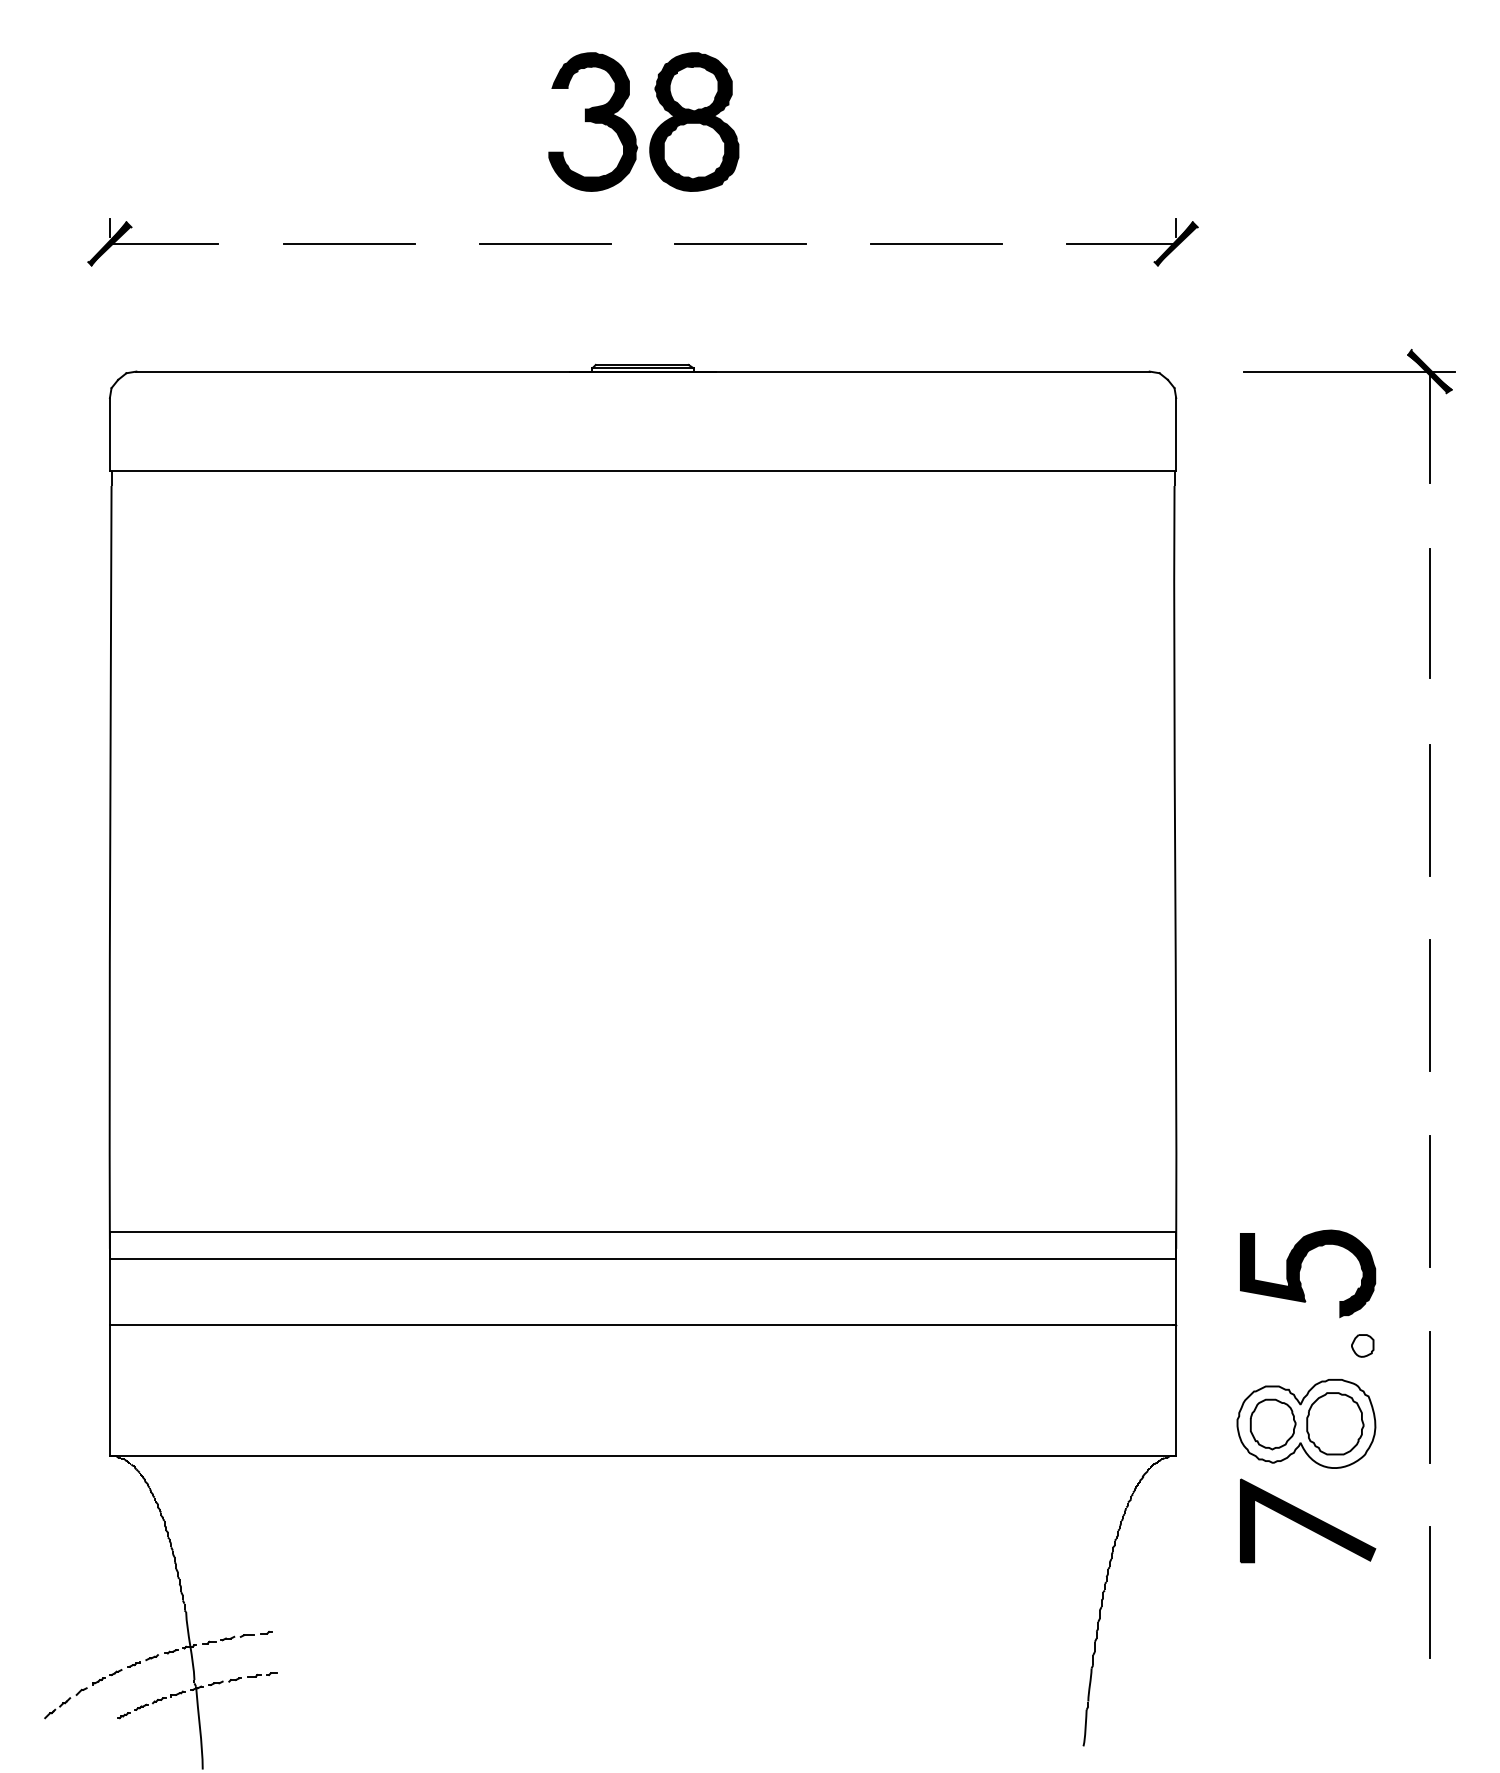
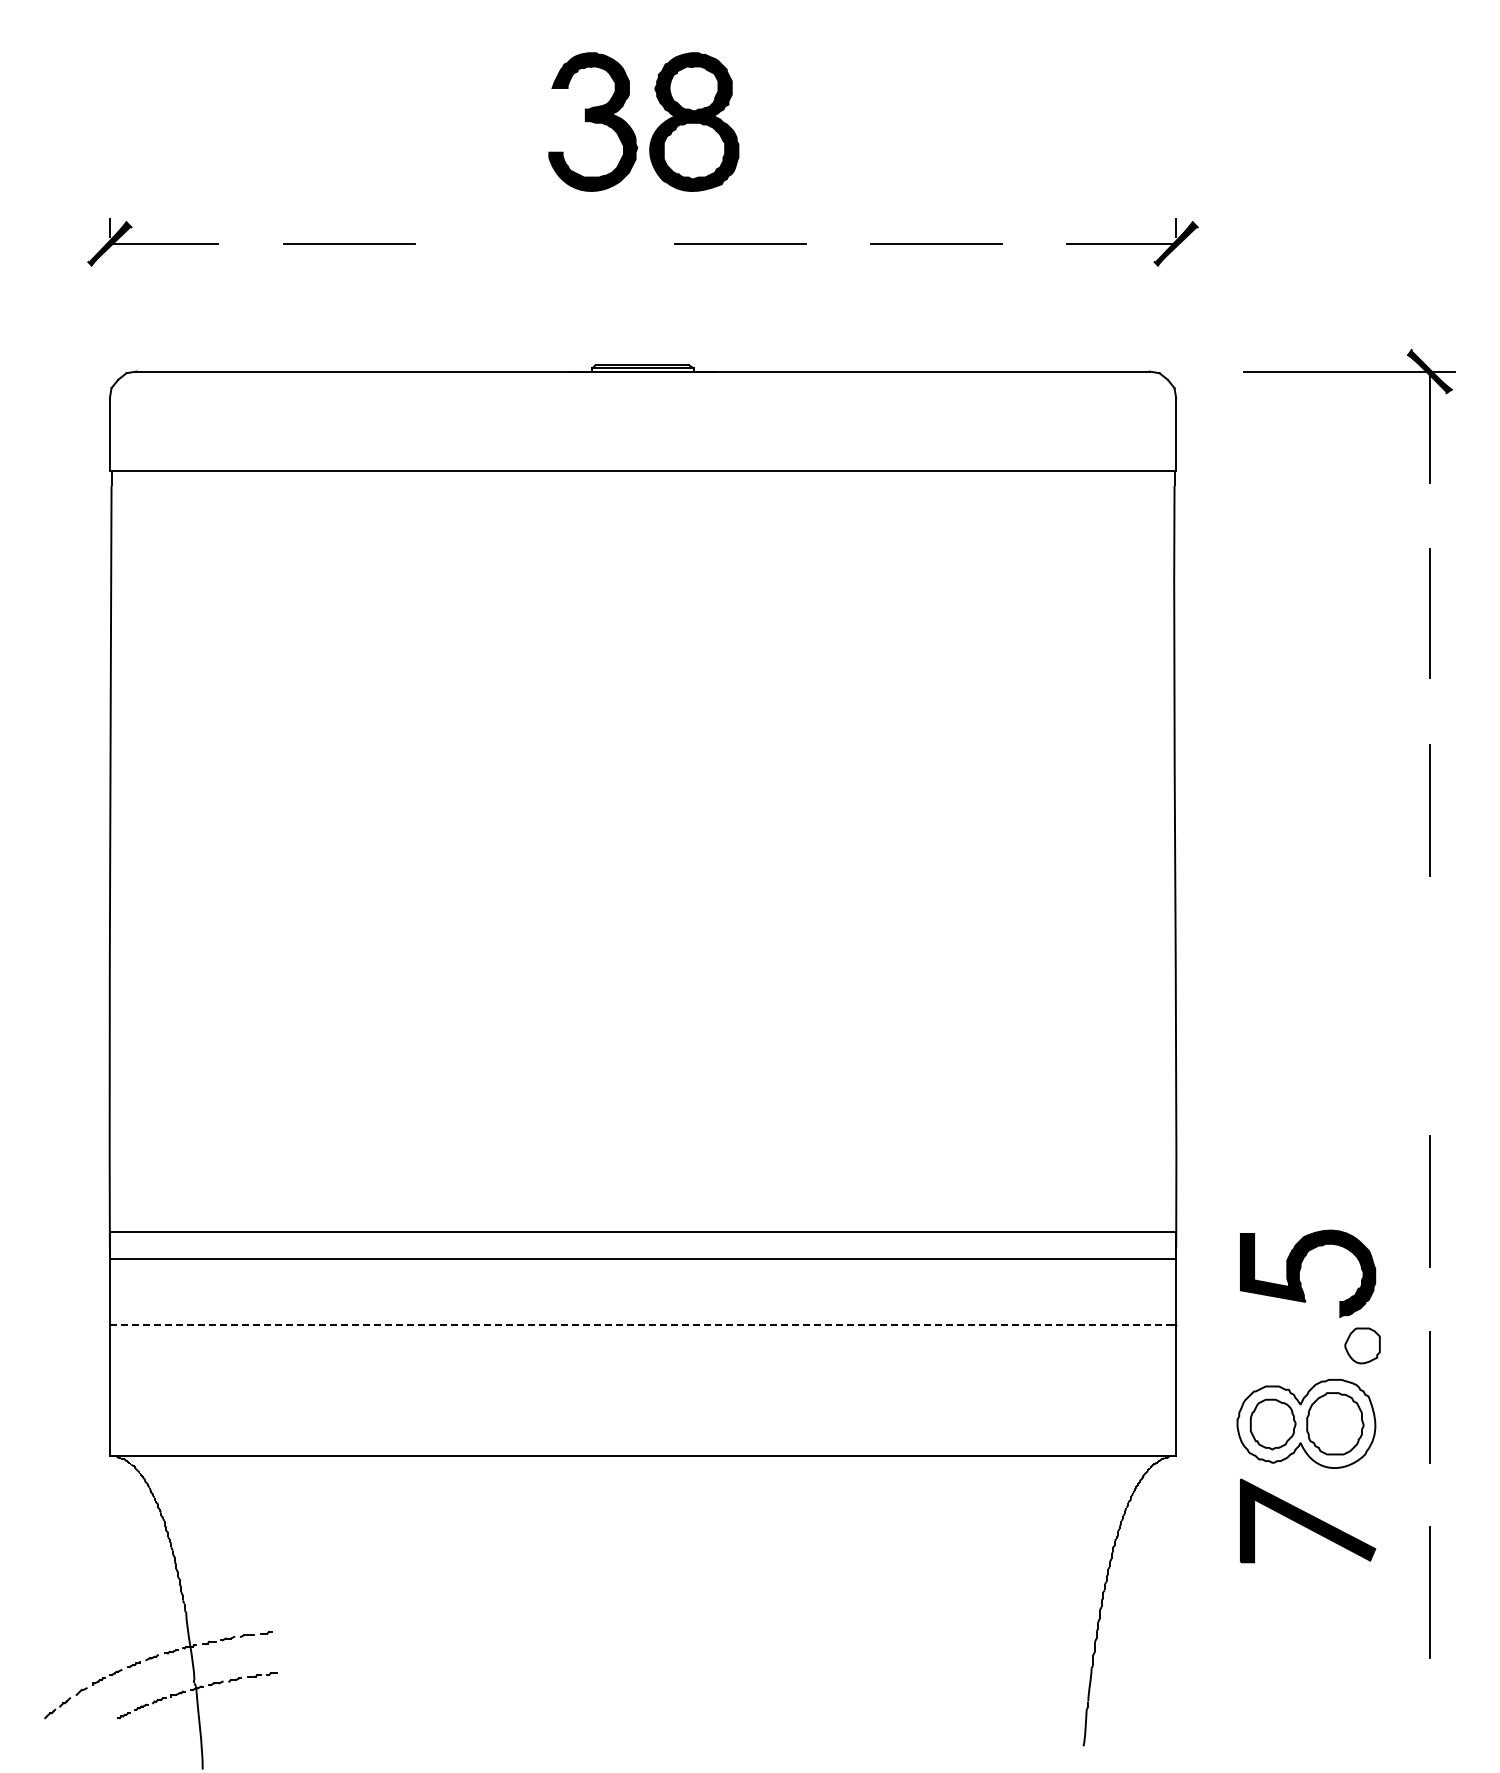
line: present -> none (544, 243)
line: present -> none (1429, 1005)
line: solid -> dashed (643, 1325)
part size: 24x24 px -> 37x38 px (1362, 1345)
